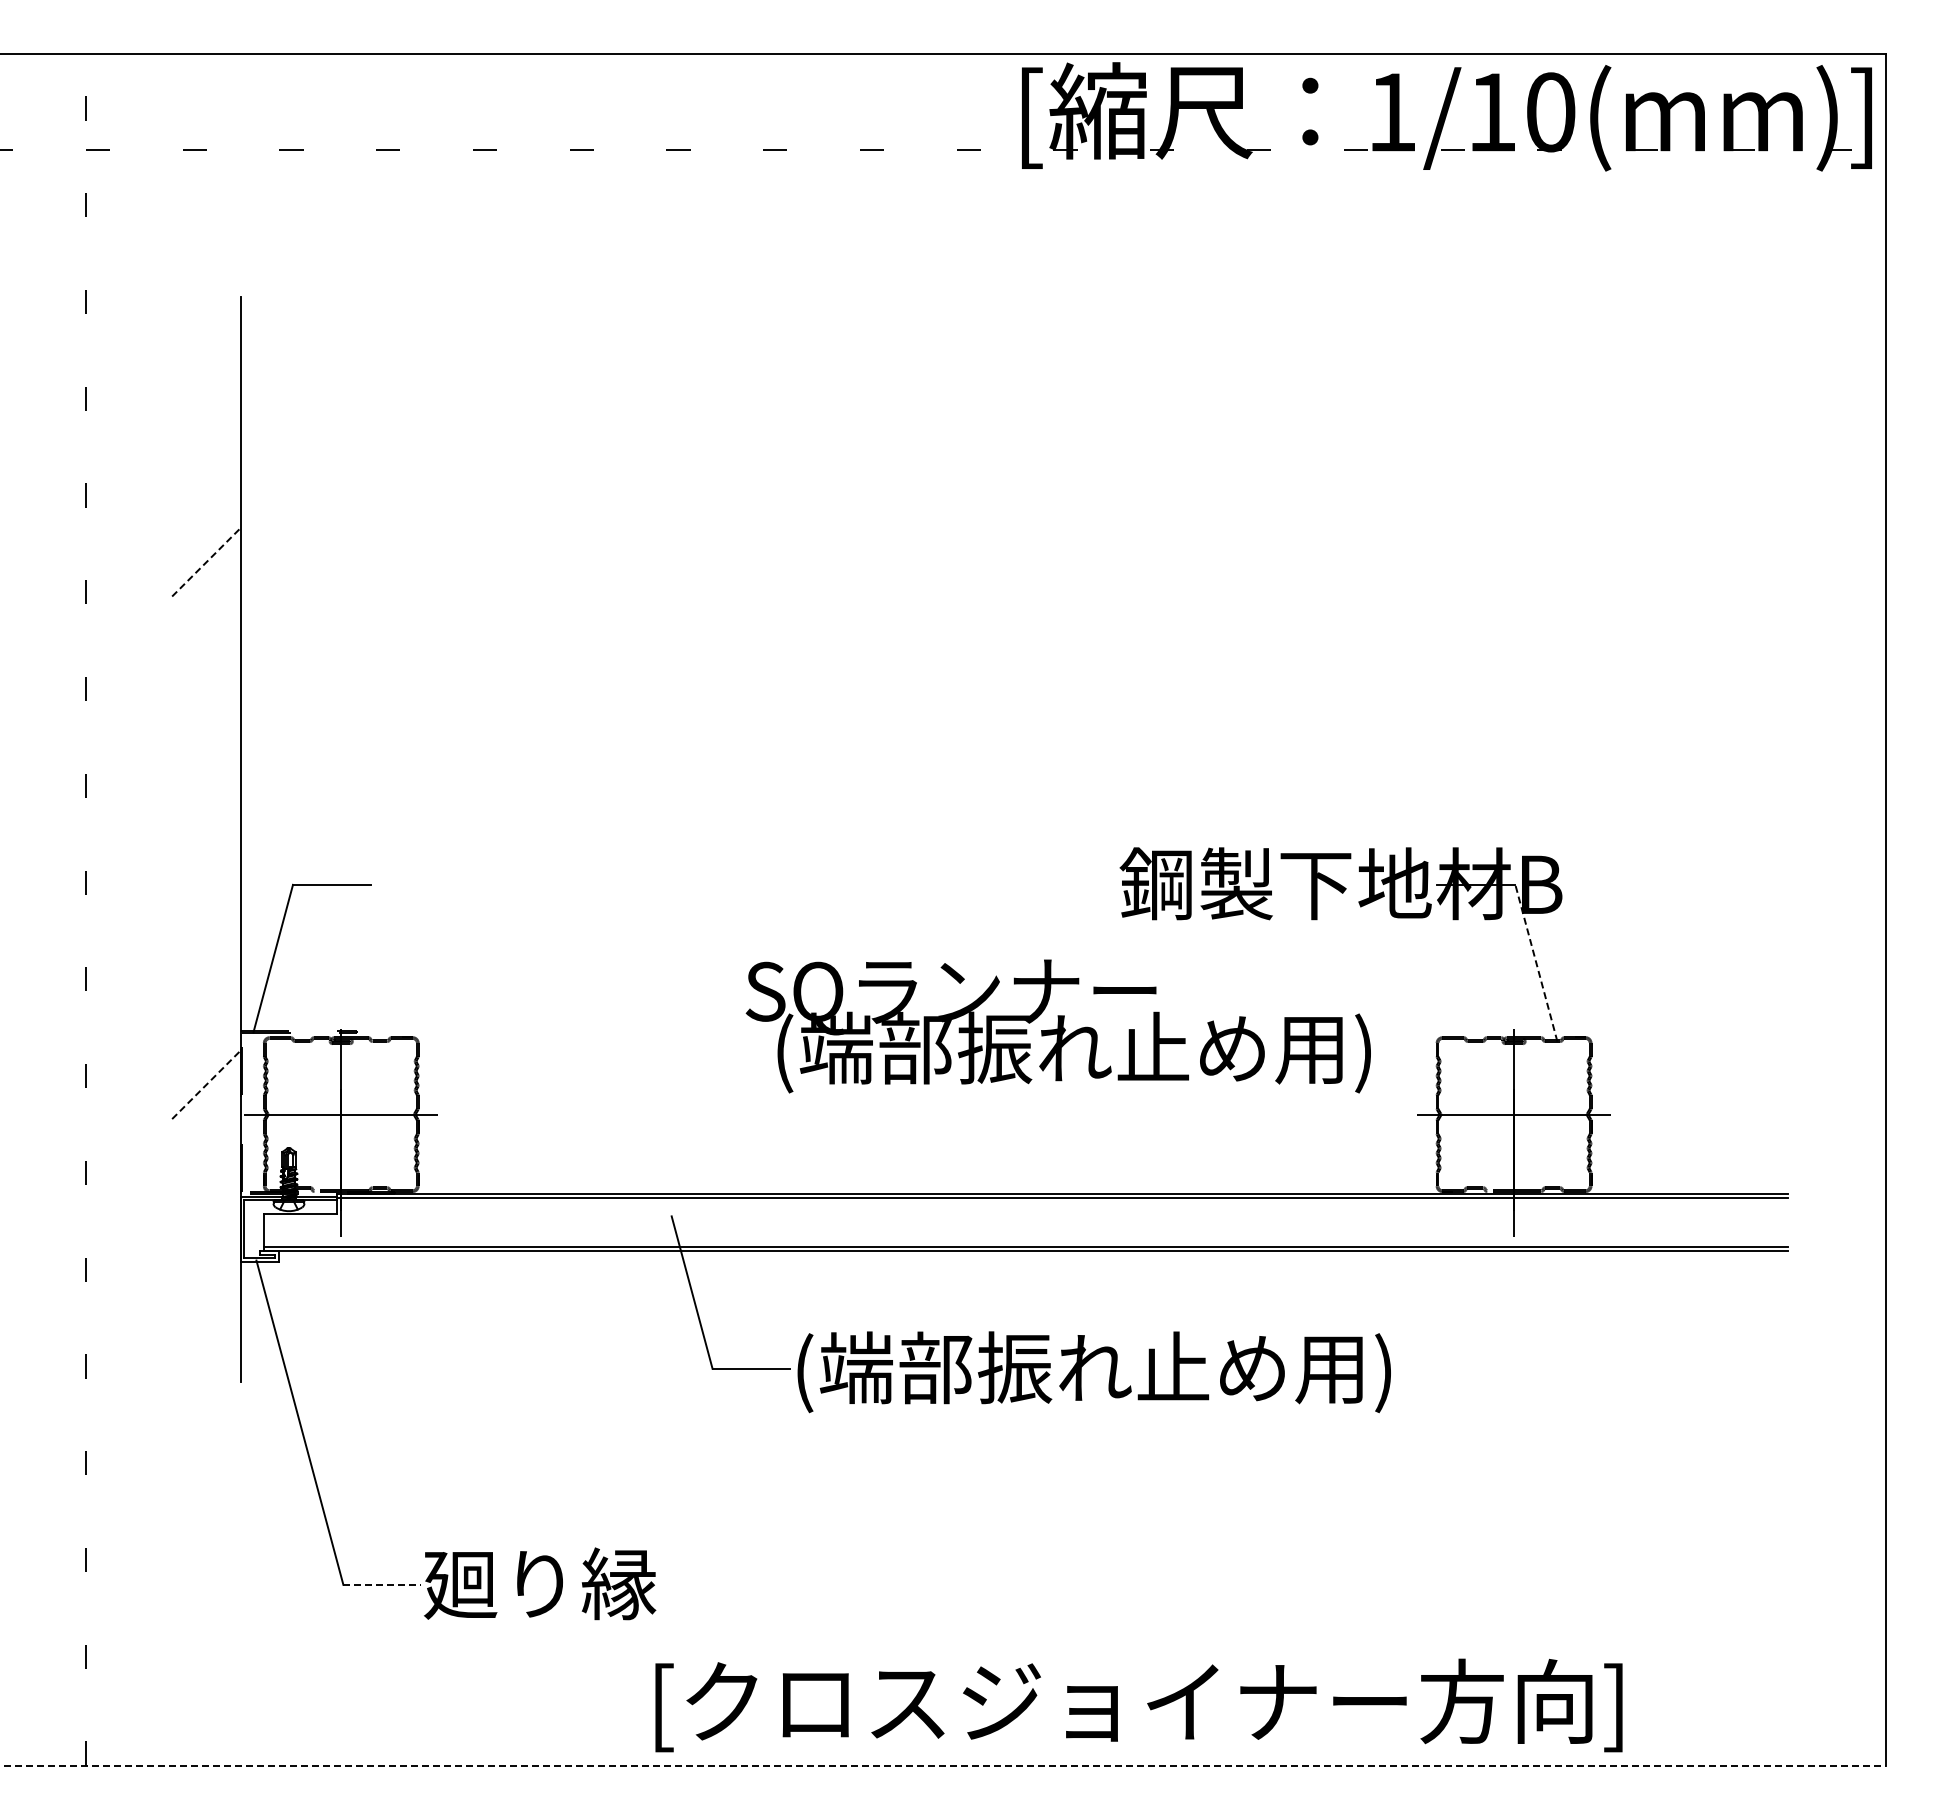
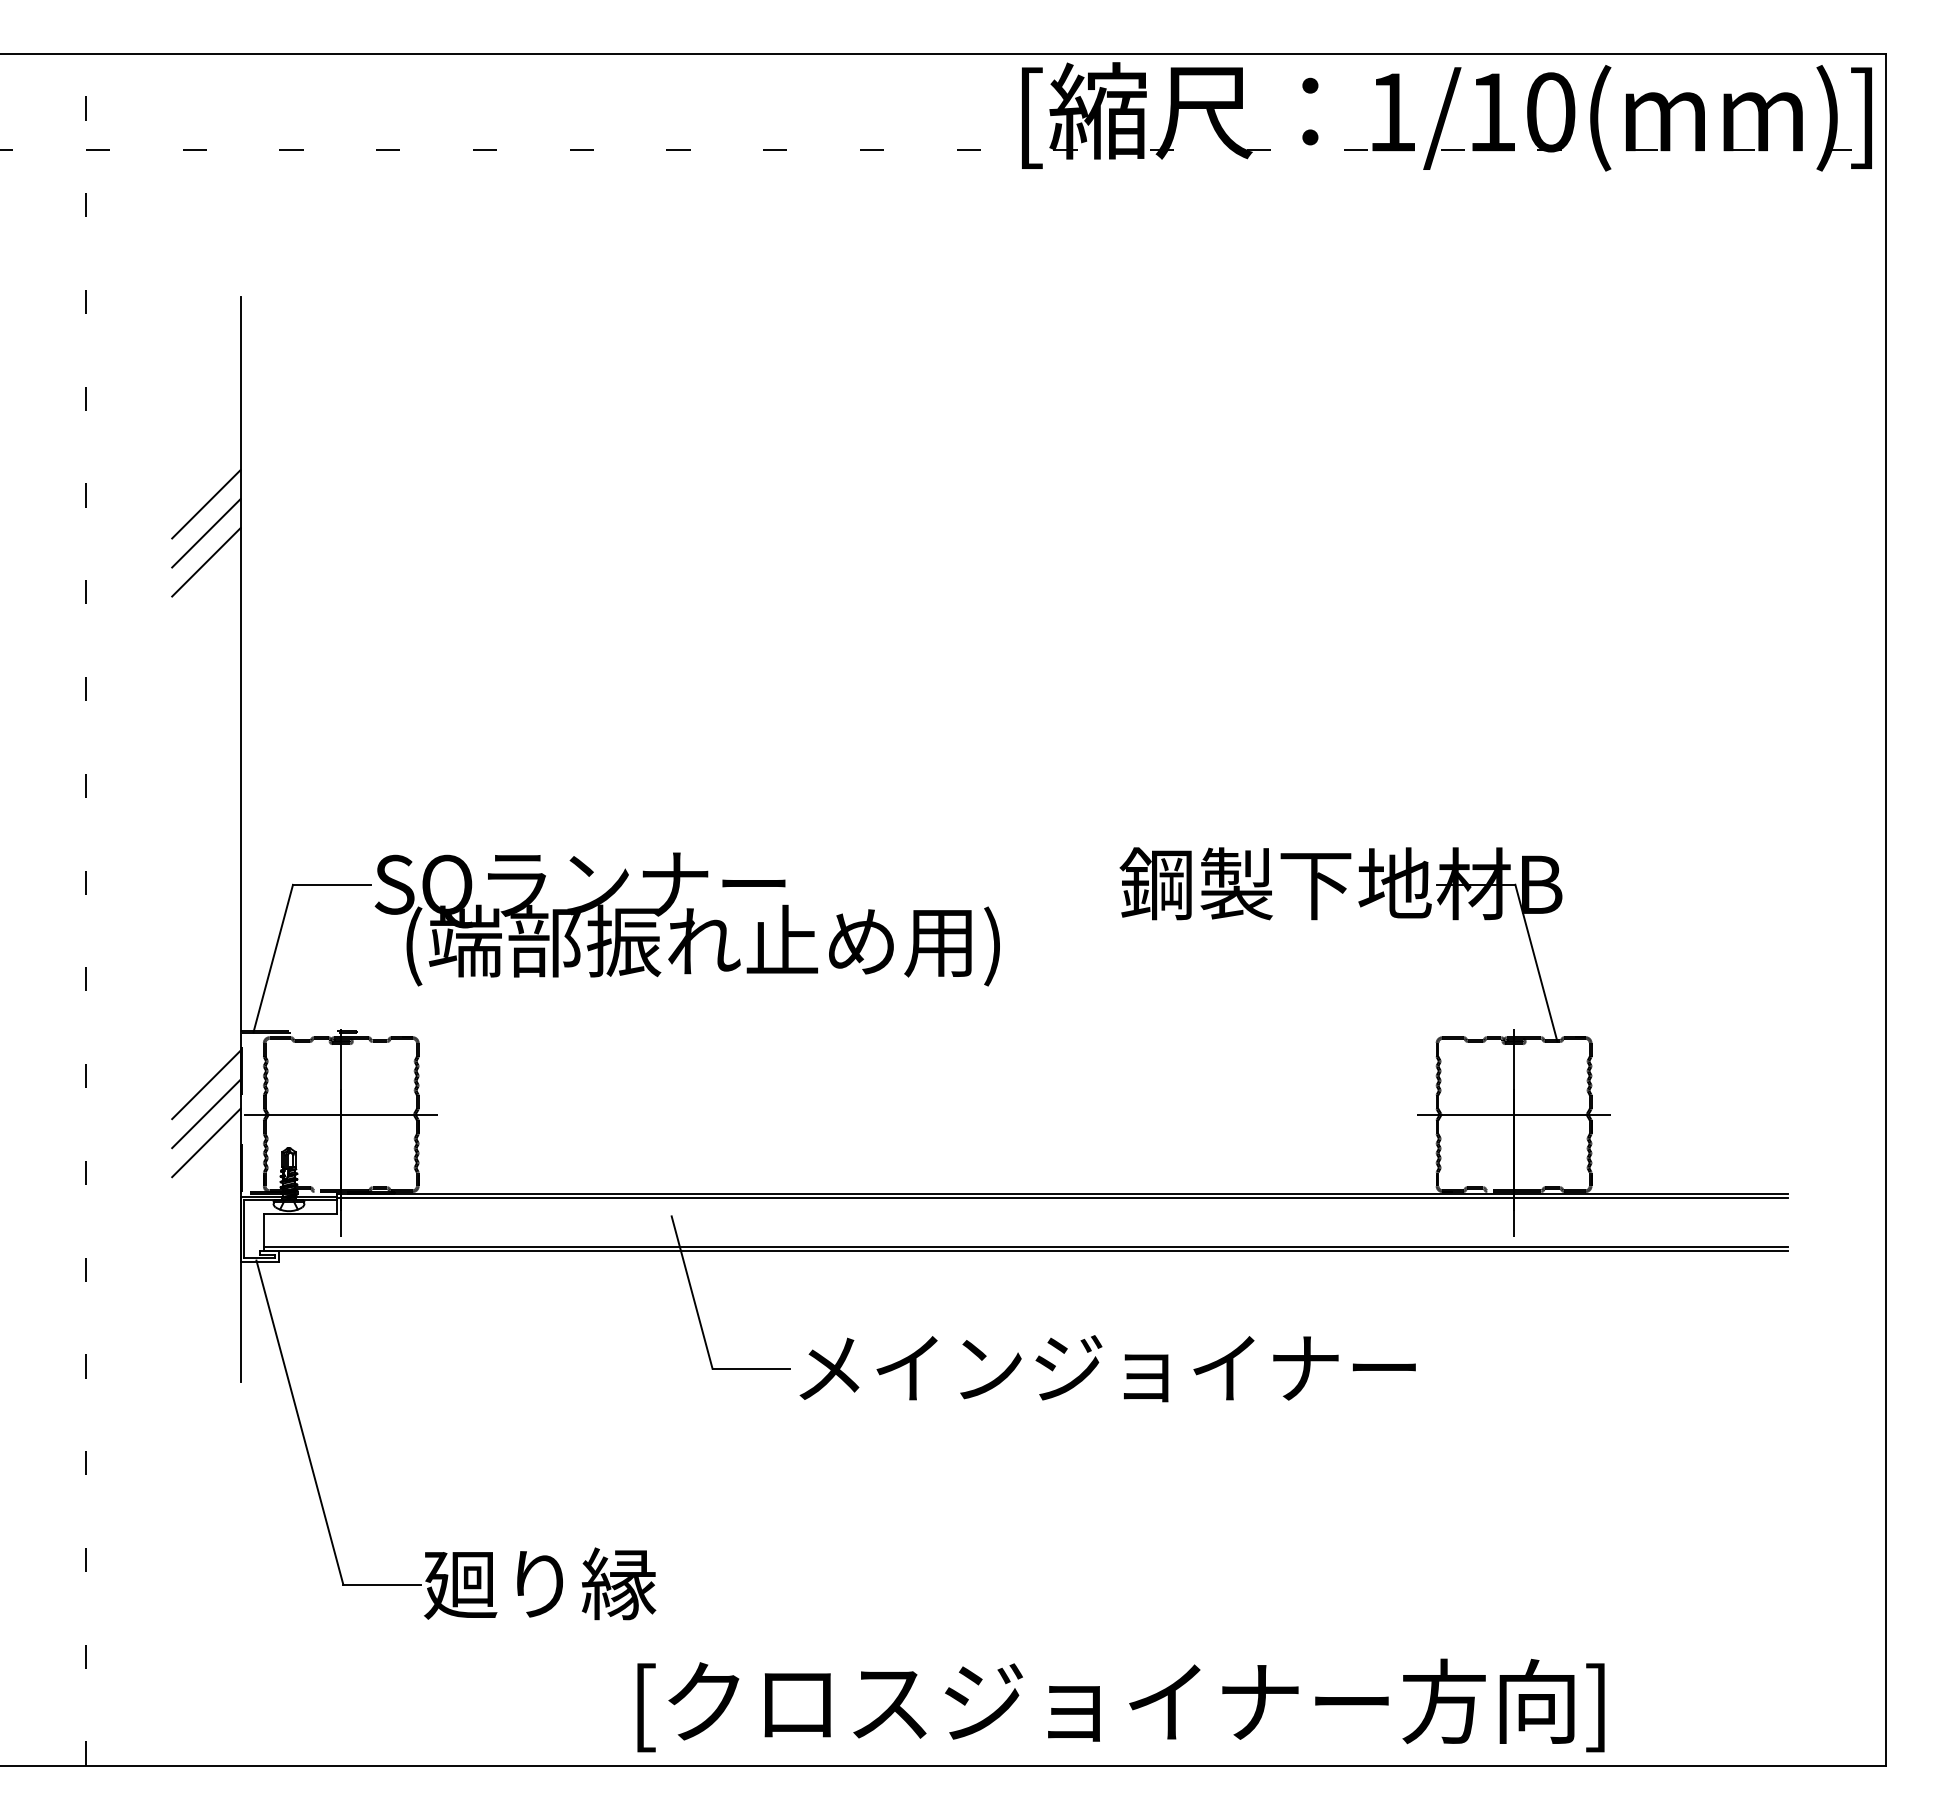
line: none -> present (206, 504)
line: none -> present (206, 533)
line: dashed -> solid (206, 561)
line: dashed -> solid (1536, 962)
text position: (1057, 1026) -> (686, 919) (686, 919)
line: dashed -> solid (206, 1084)
line: none -> present (206, 1113)
line: none -> present (206, 1142)
text: (端部振れ止め用) -> メインジョイナー (1106, 1372)
line: dashed -> solid (382, 1584)
text position: (1138, 1705) -> (1120, 1705) (1120, 1705)
line: dashed -> solid (943, 1765)
